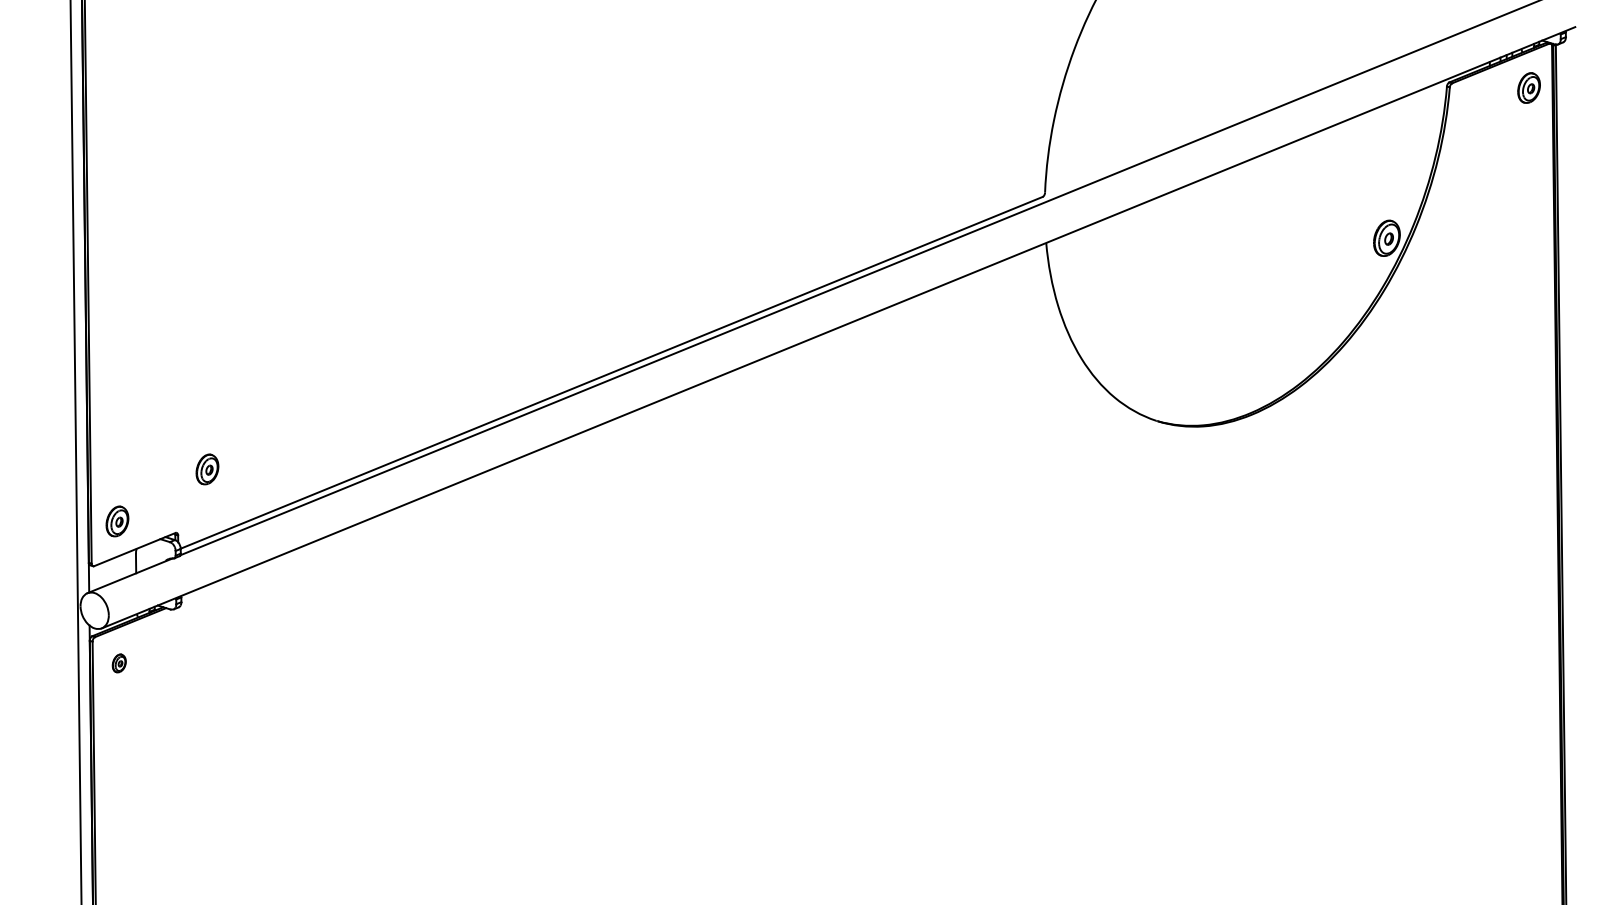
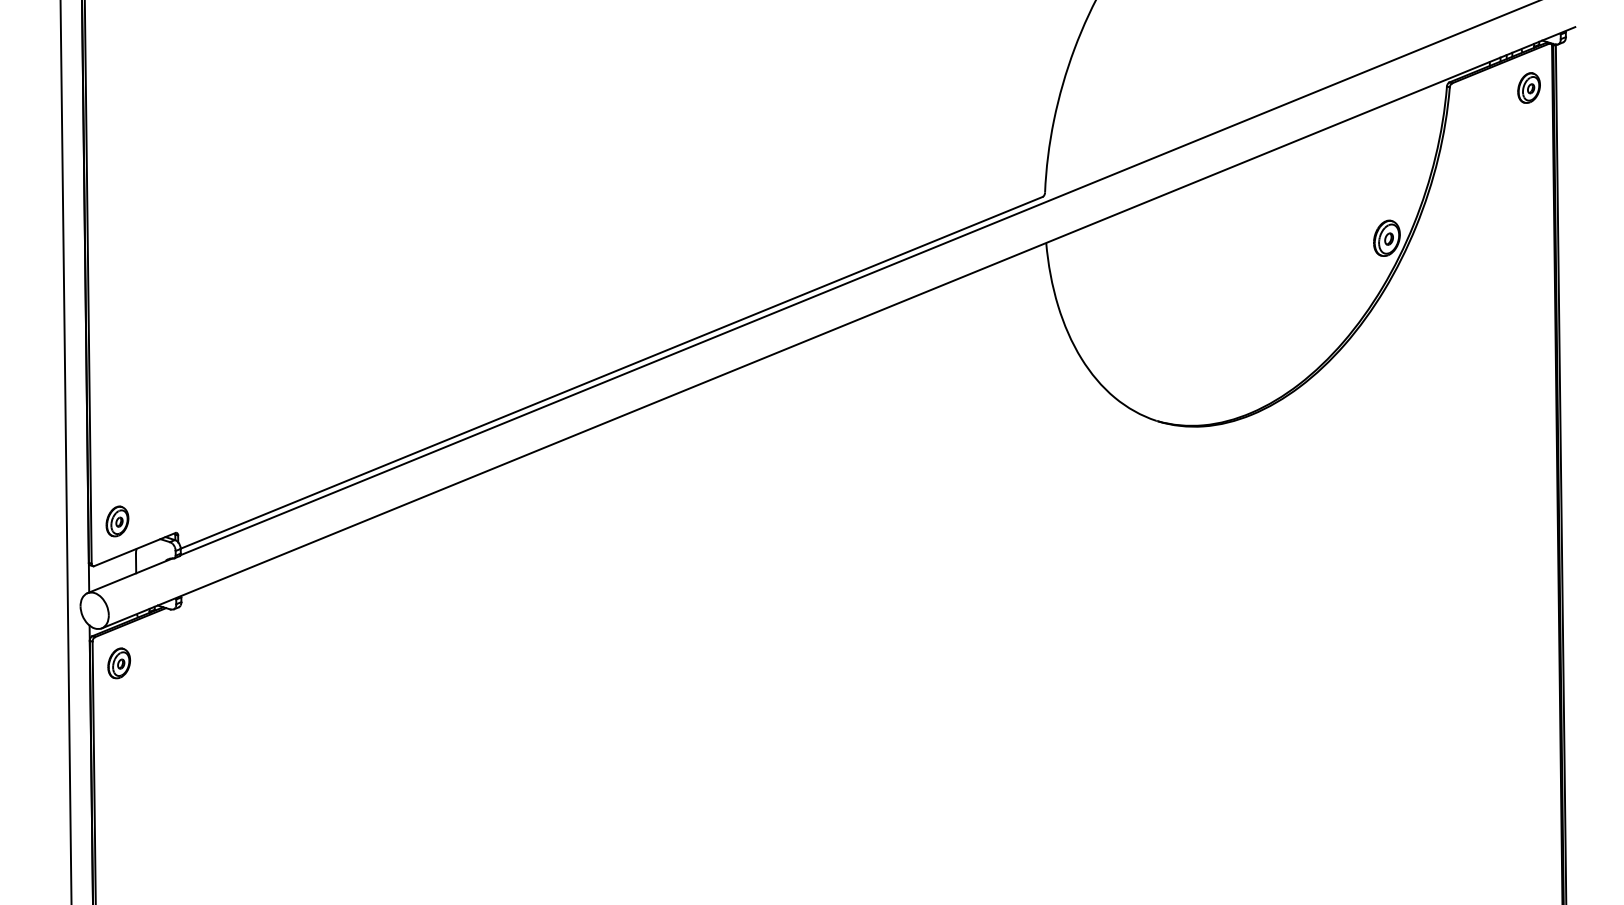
line position: (75, 451) -> (65, 451) (65, 451)
part: present -> none (207, 469)
part size: 16x21 px -> 25x33 px (119, 663)
